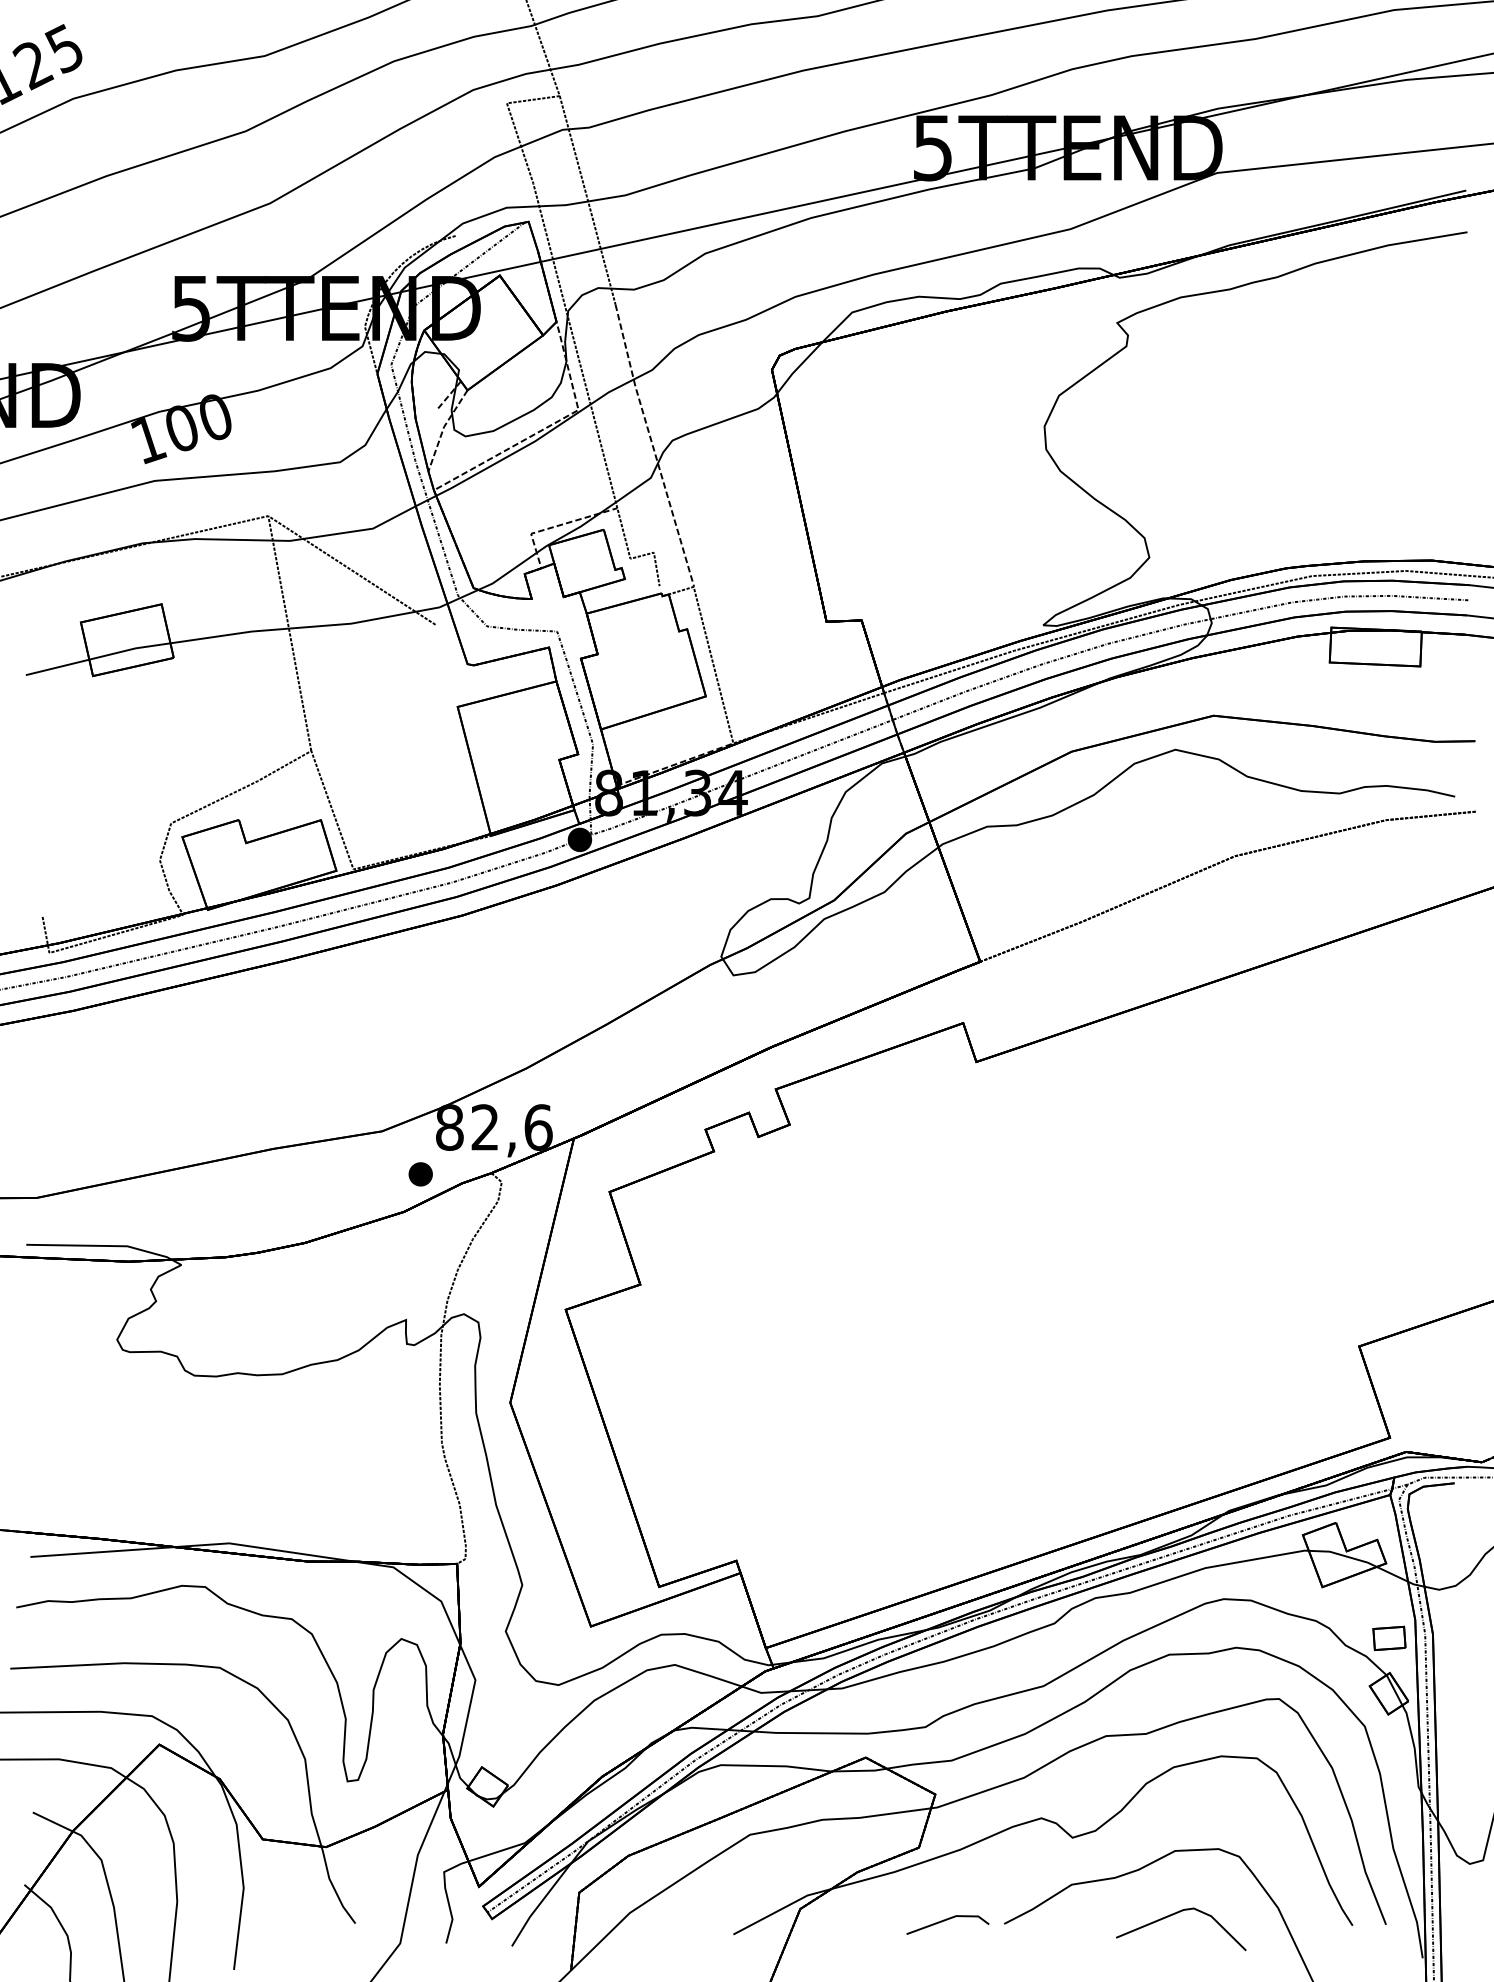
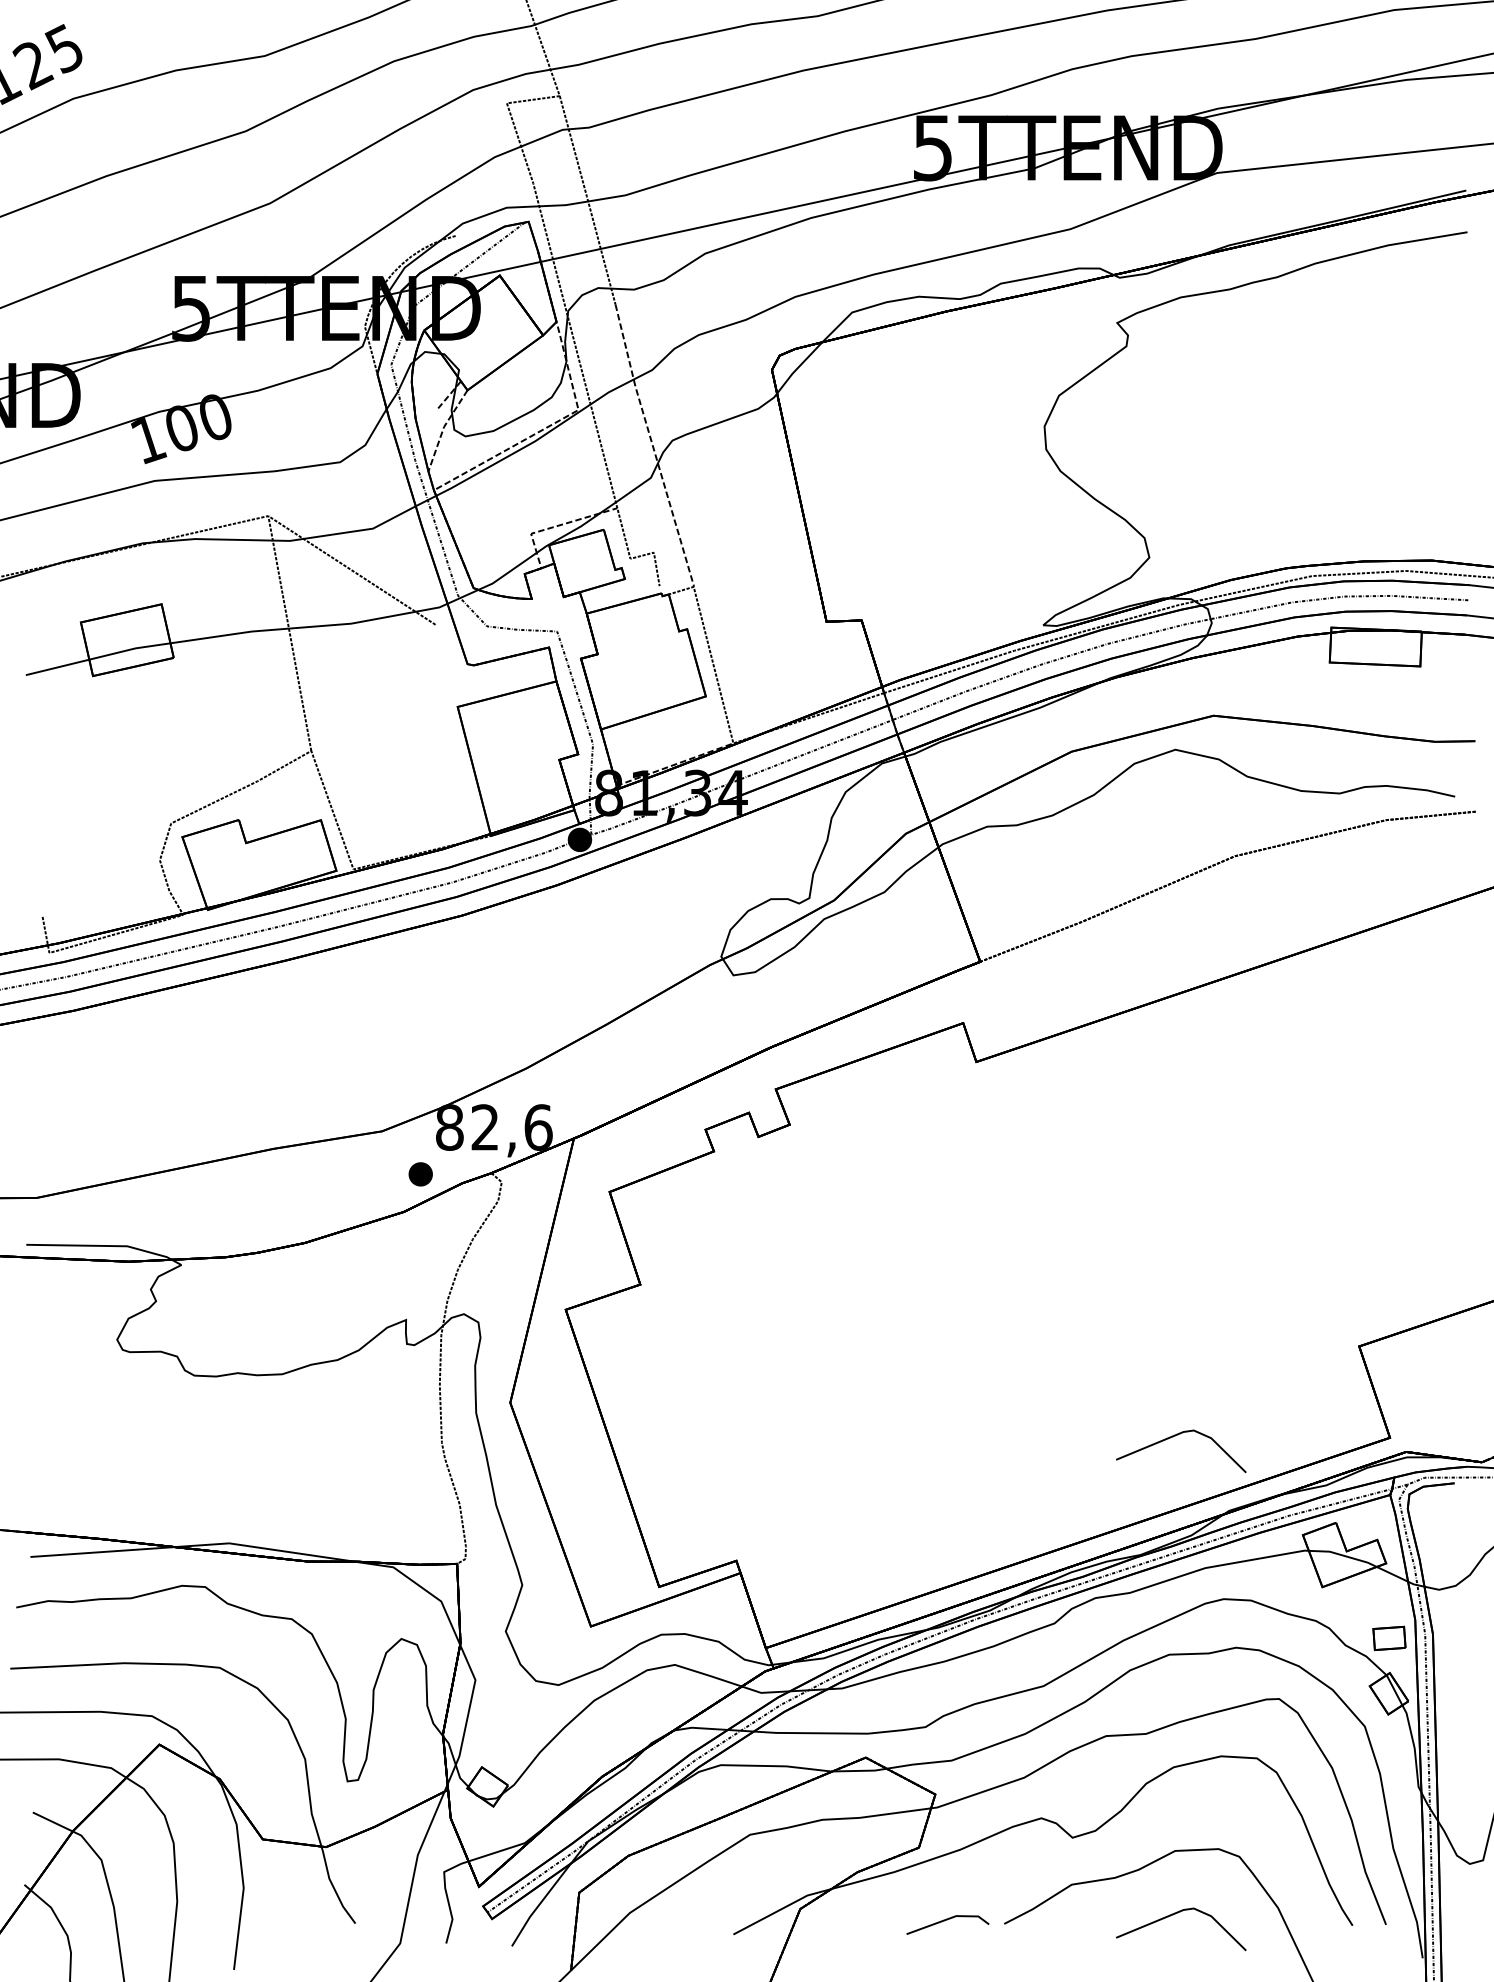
line: none -> present (1173, 1437)
